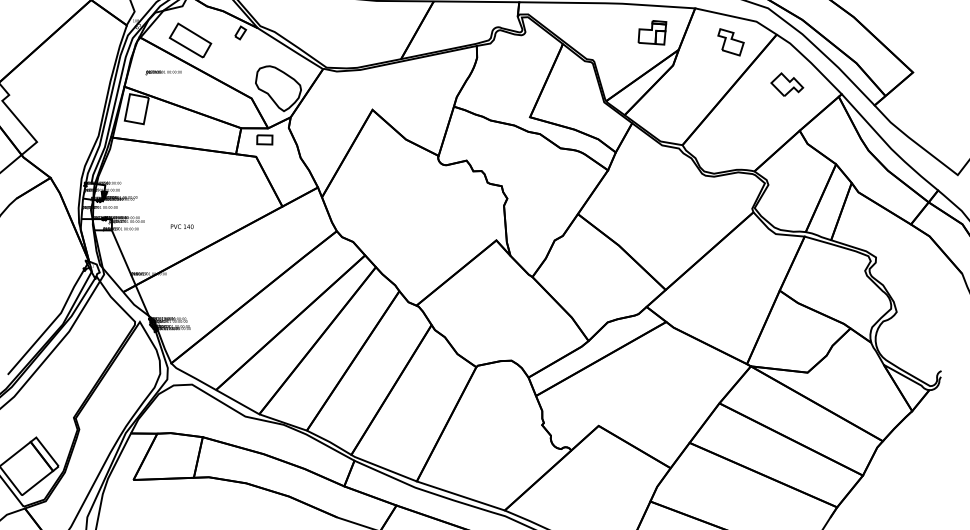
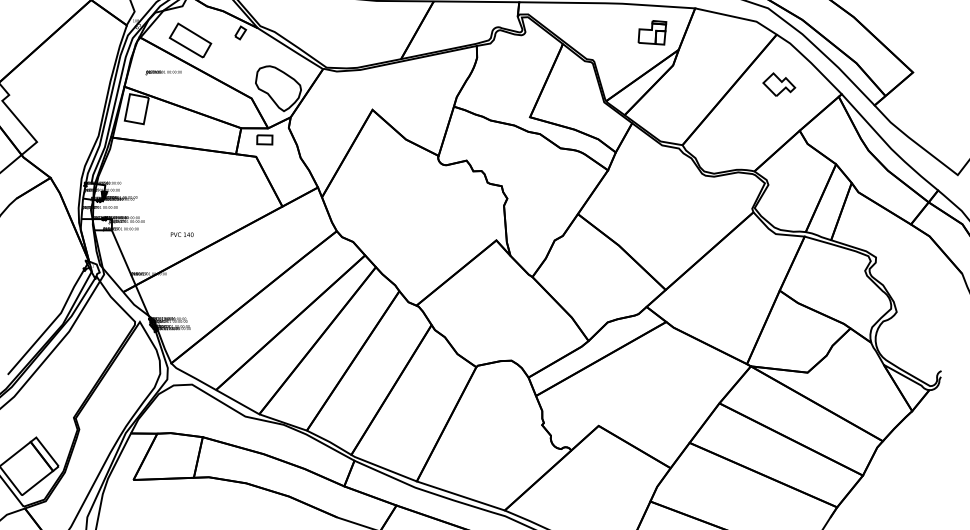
part: present -> none (730, 42)
part position: (787, 84) -> (779, 84) (779, 84)
text position: (181, 226) -> (181, 234) (181, 234)
